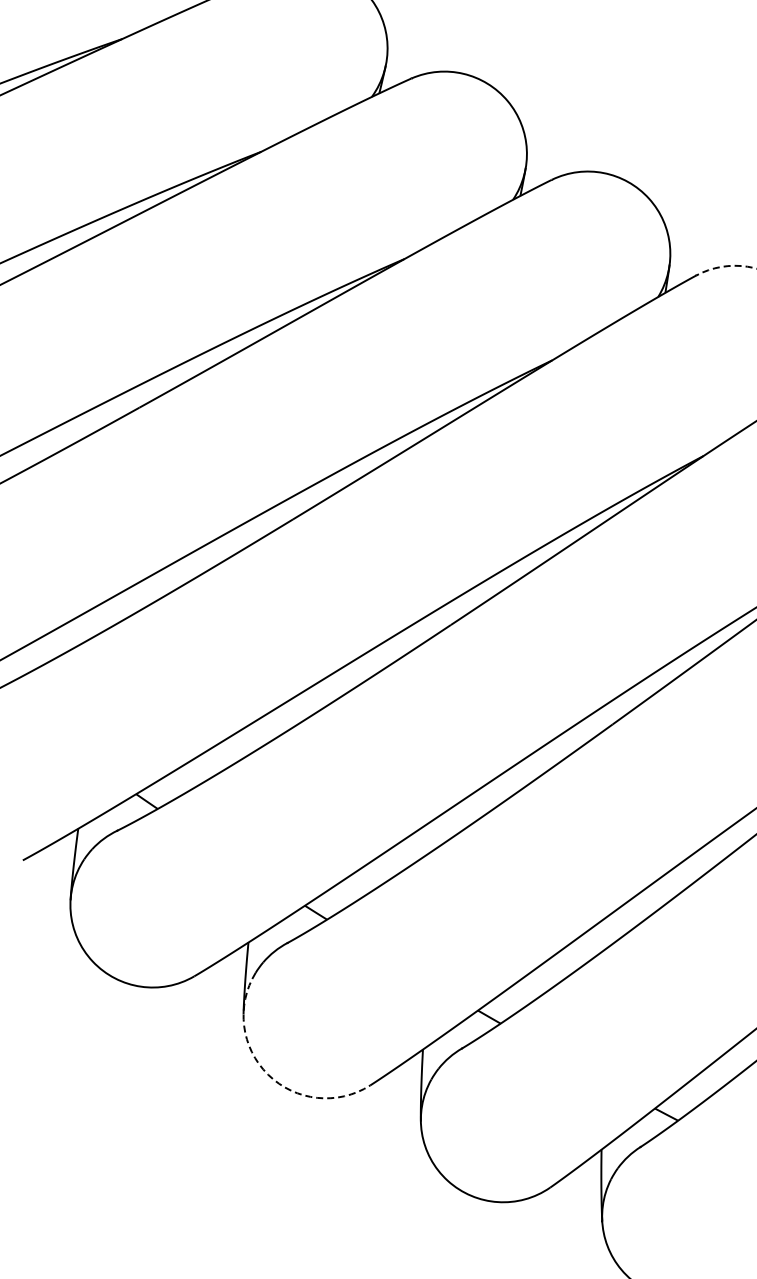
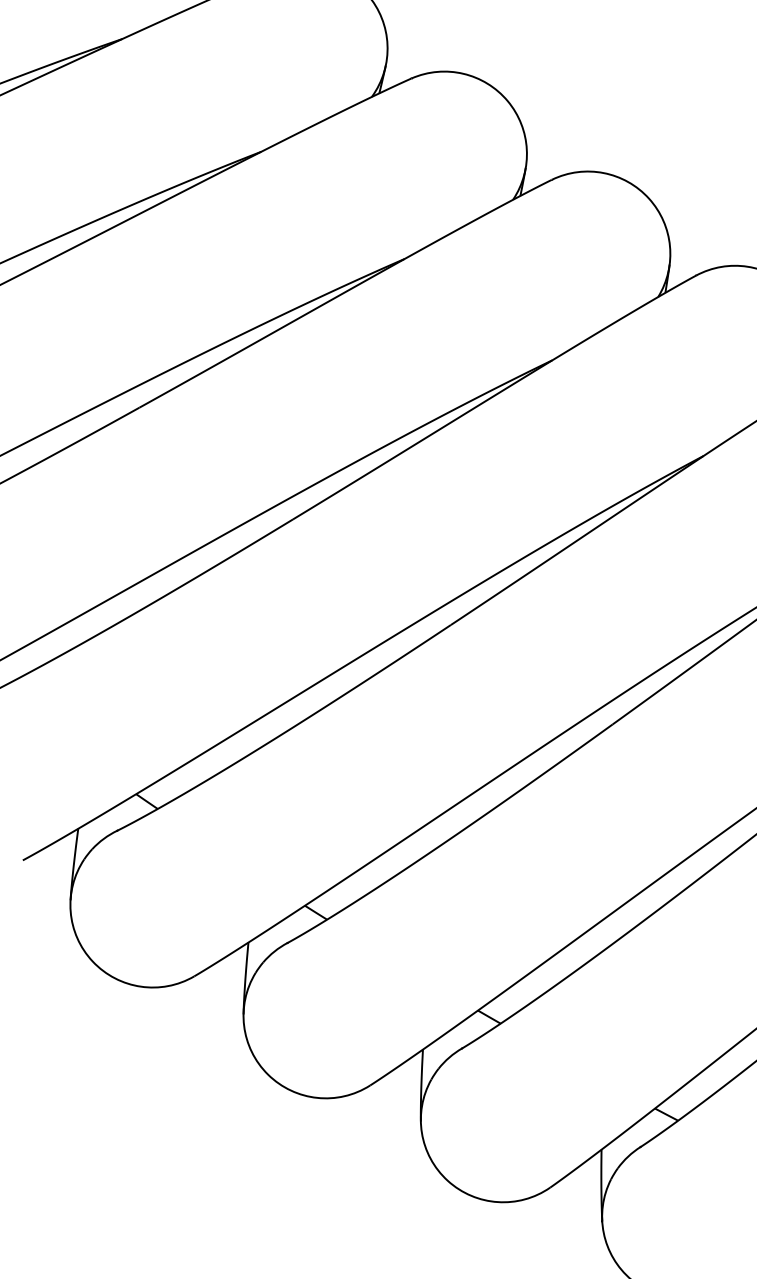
arc: dashed -> solid (726, 266)
arc: dashed -> solid (268, 1074)
